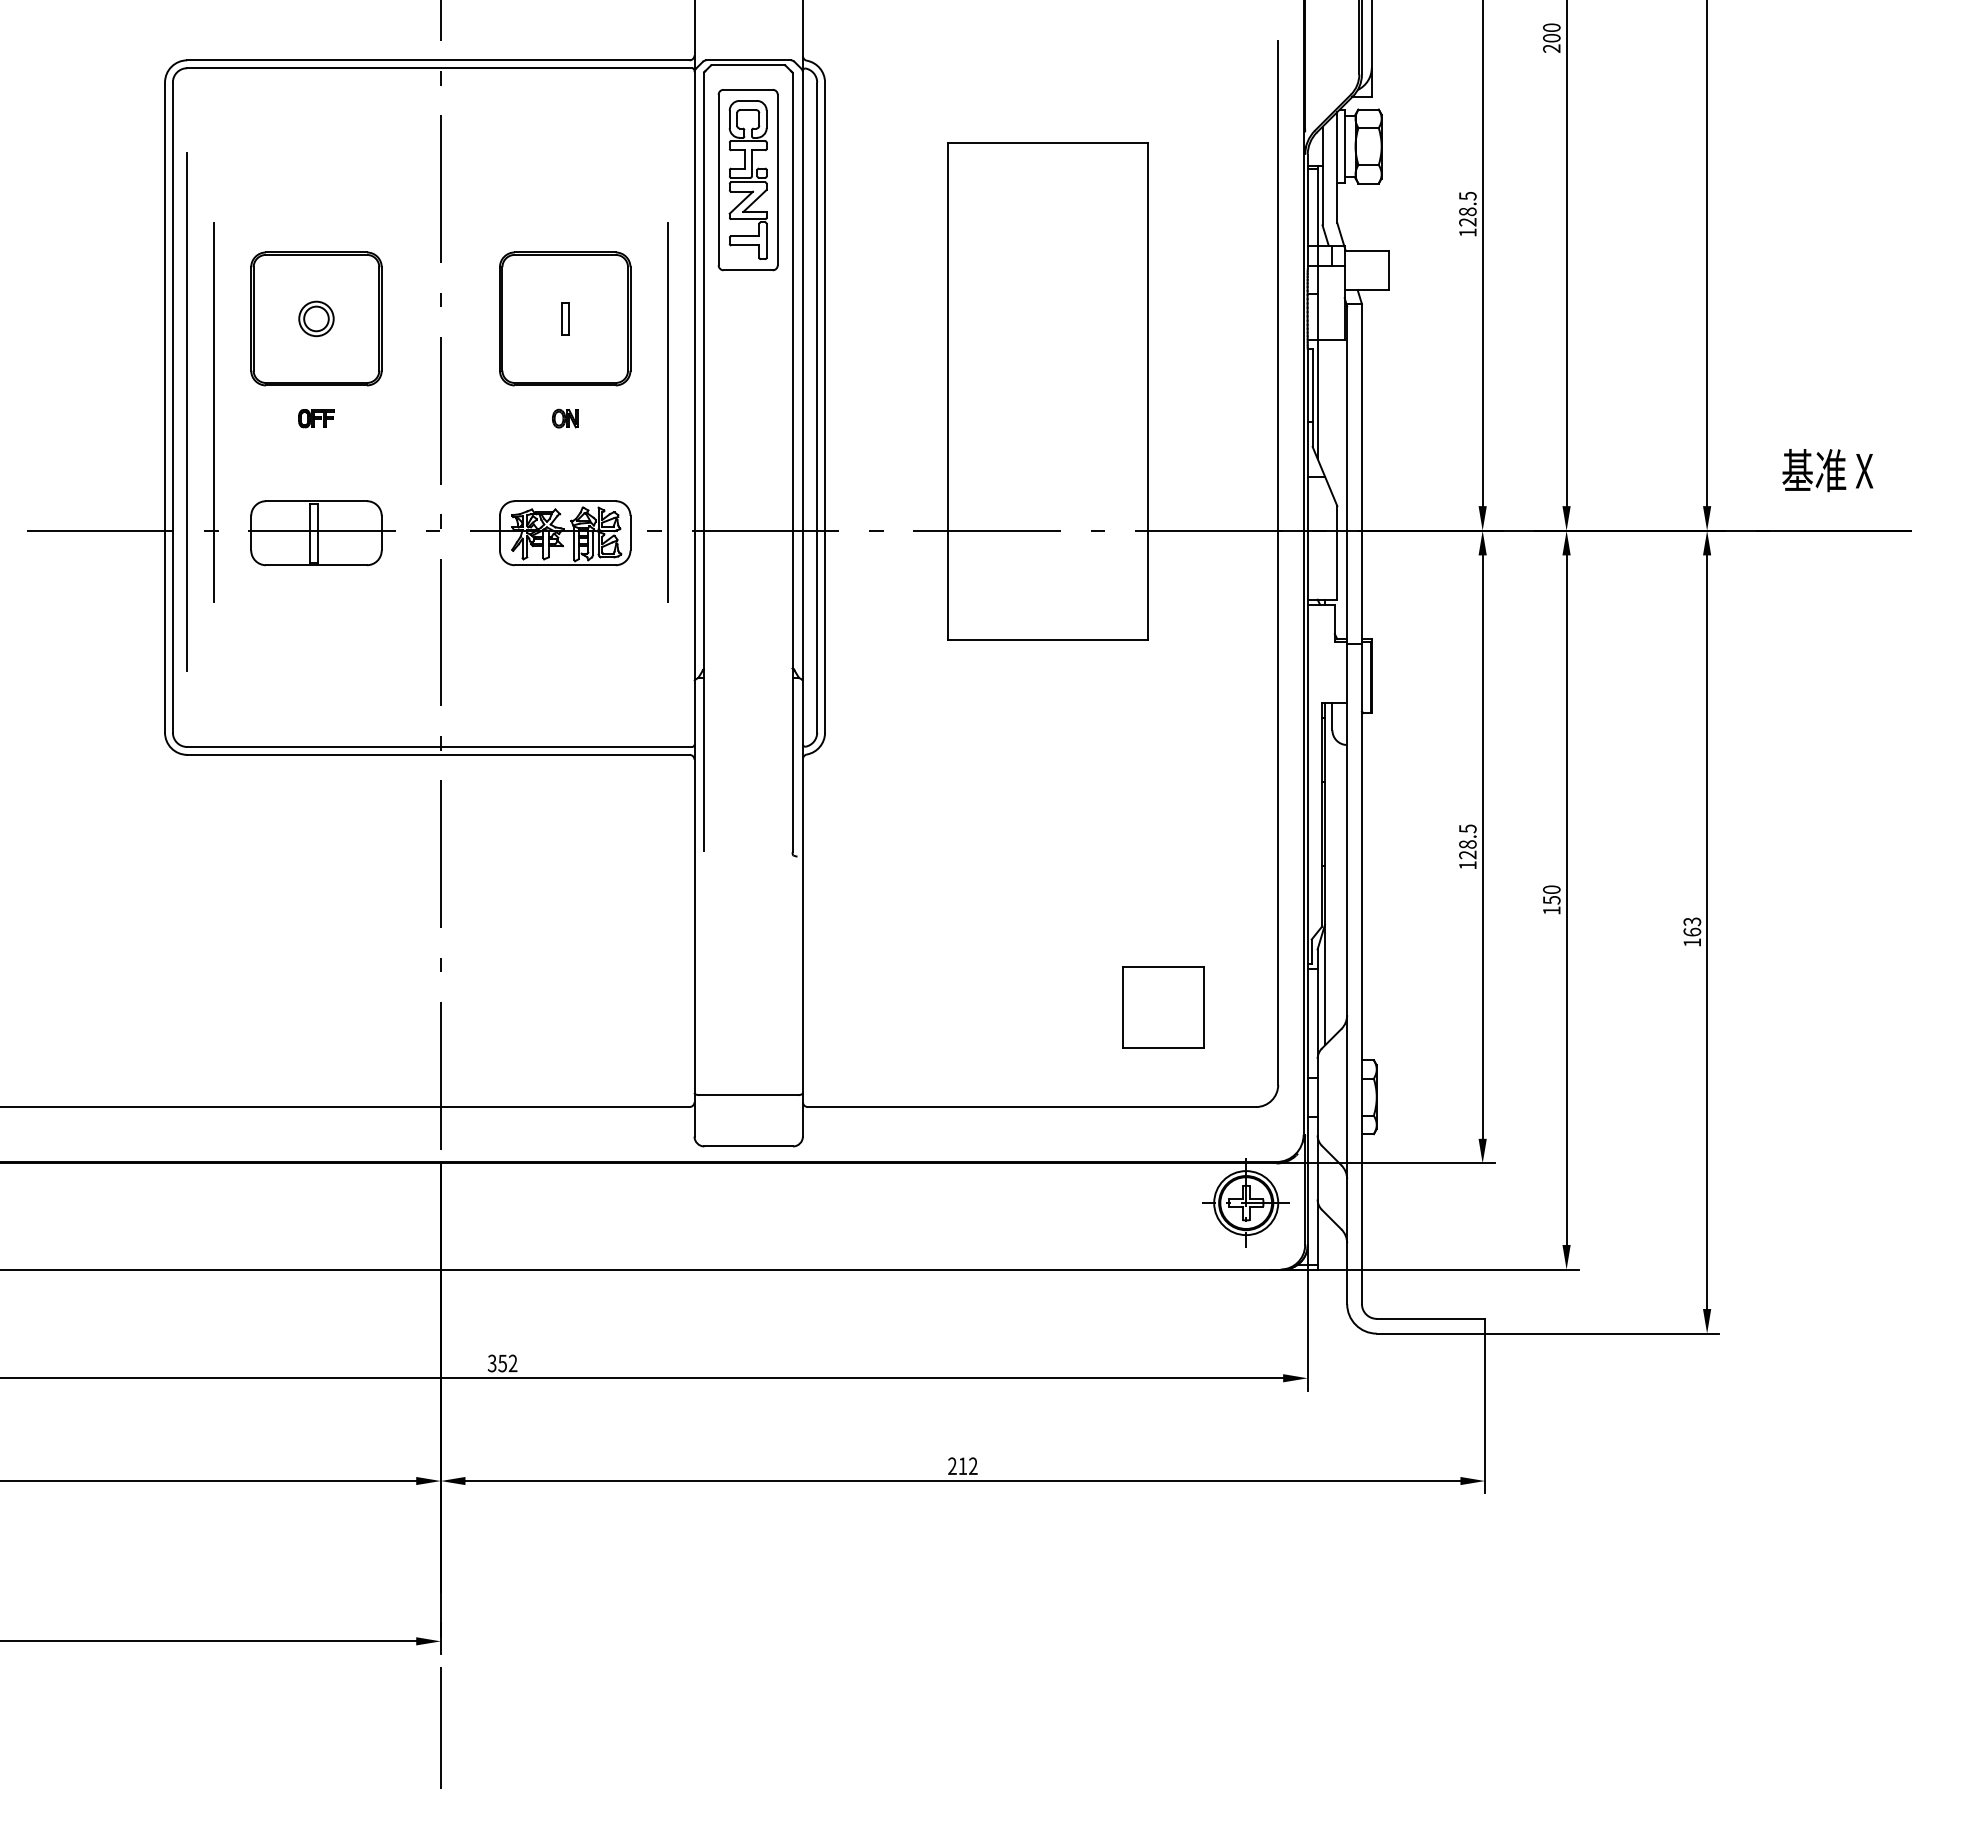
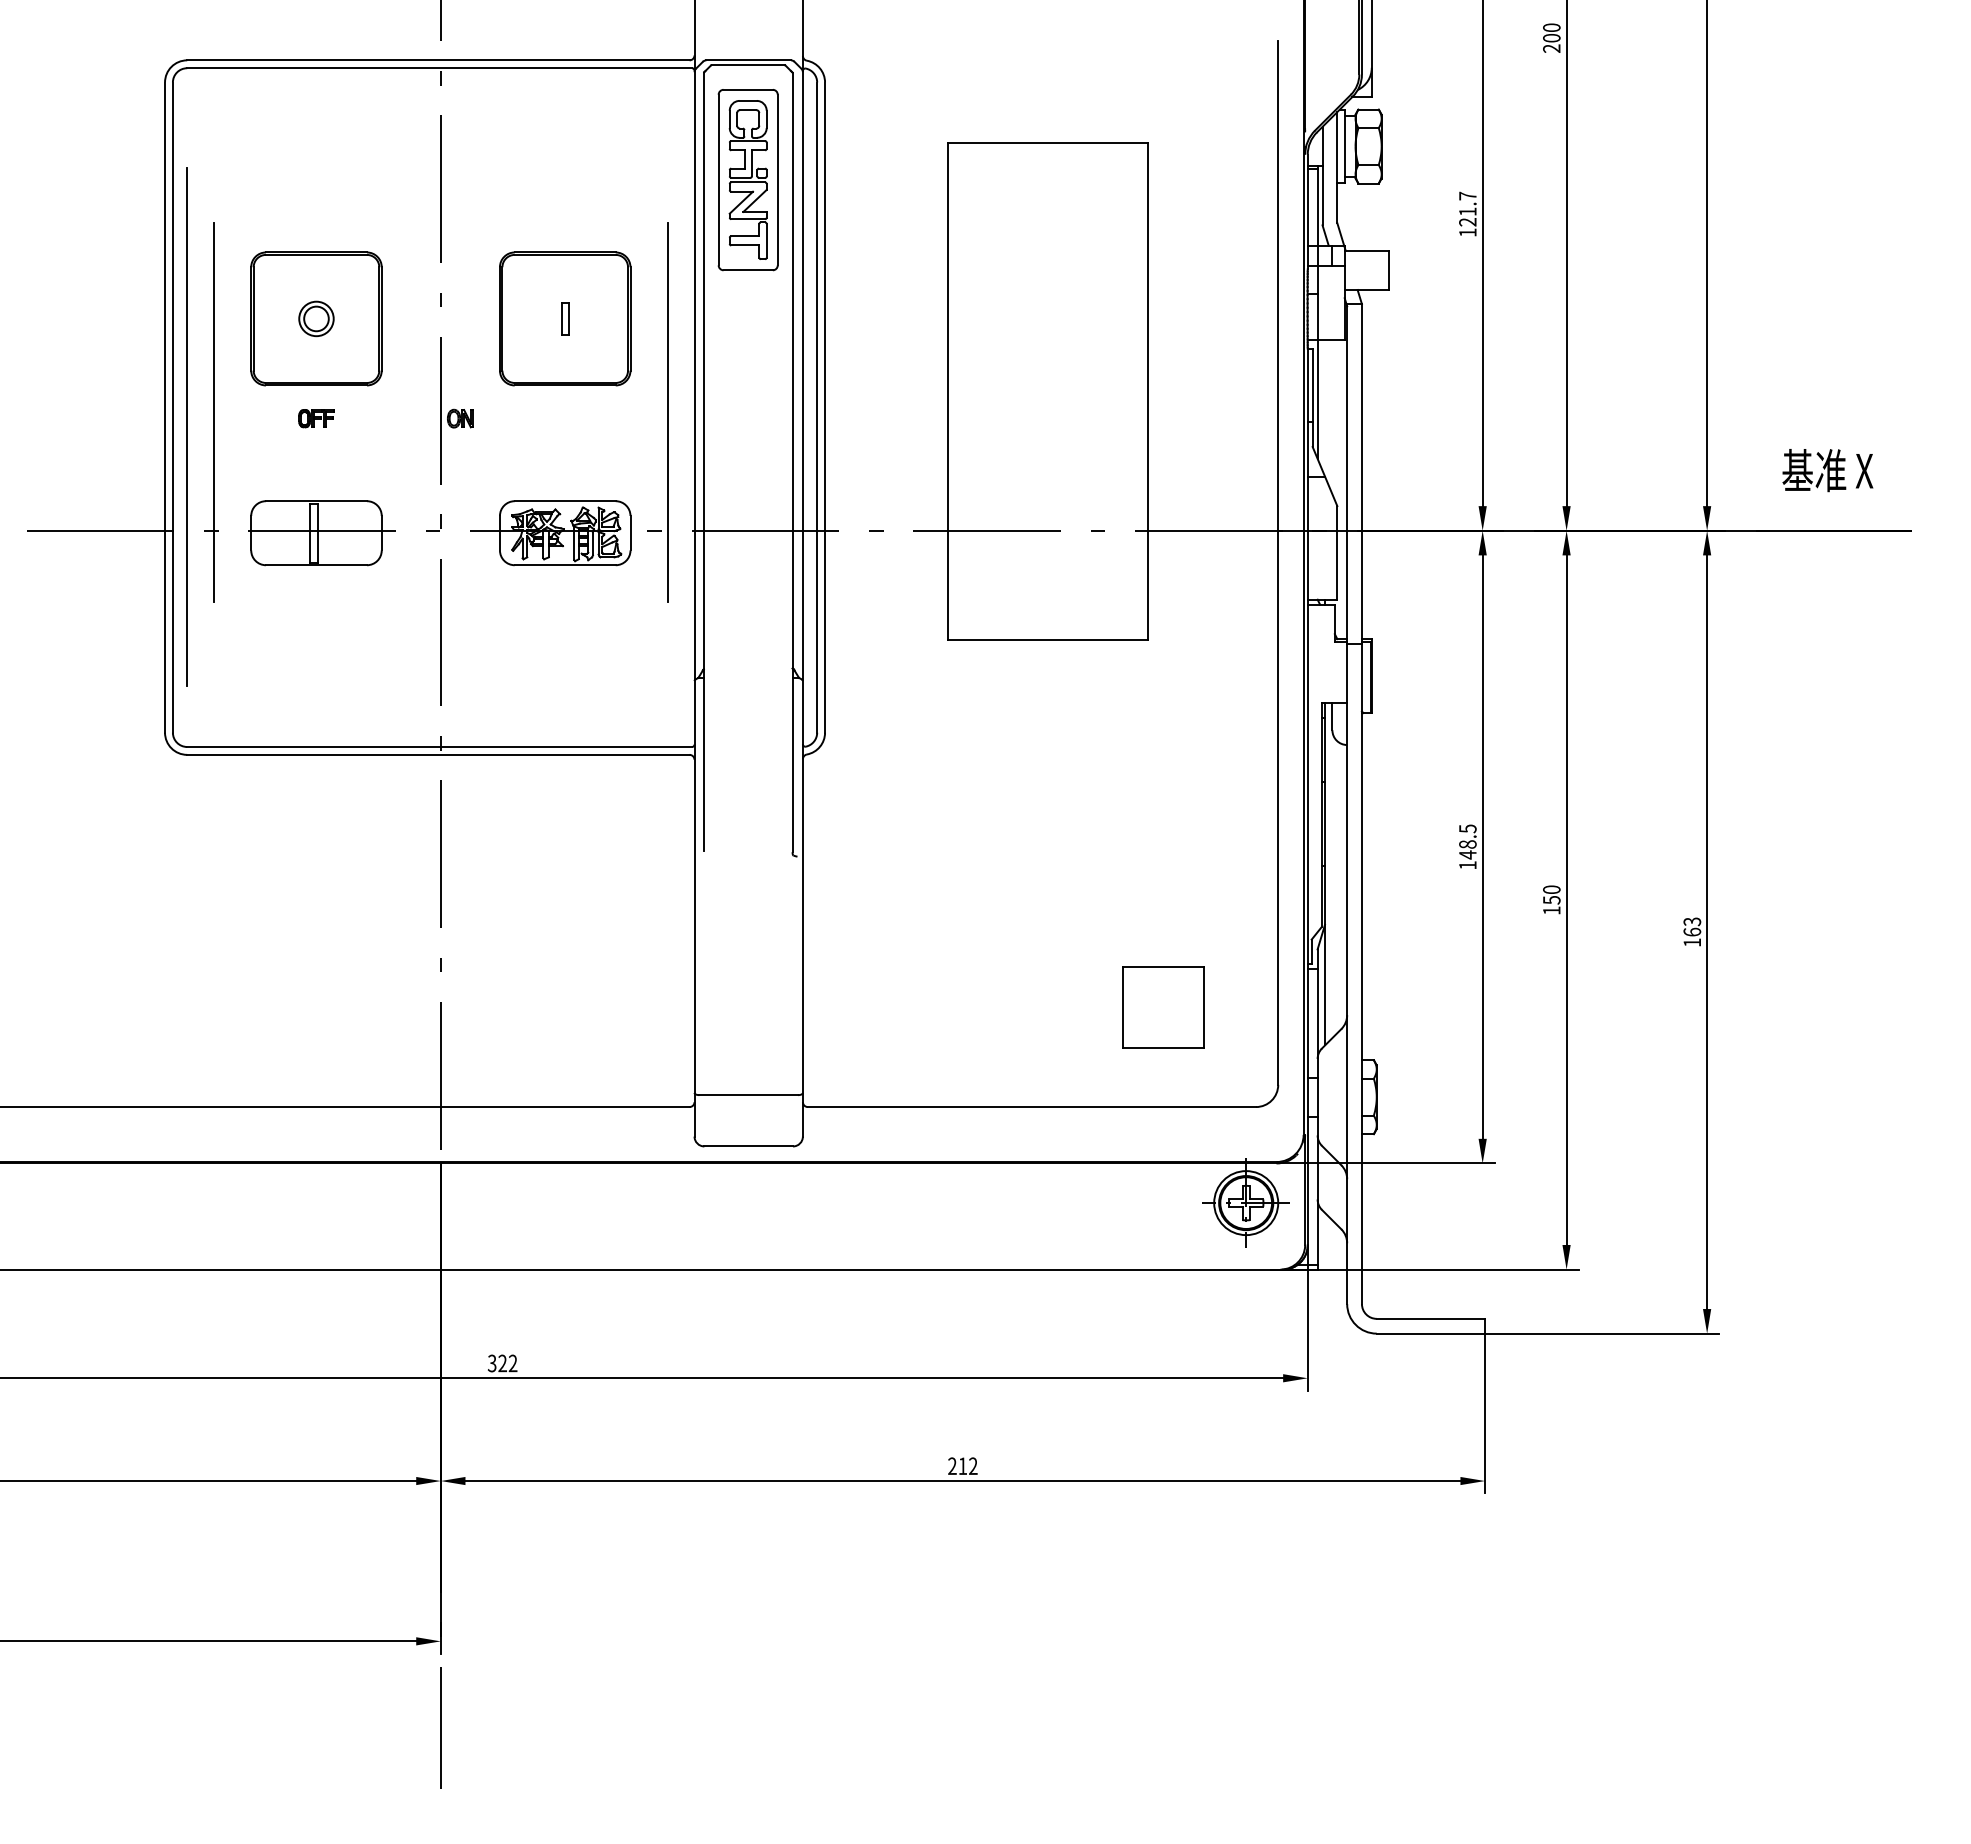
text: 128.5 -> 121.7 (1467, 203)
line position: (186, 411) -> (186, 426) (186, 426)
part position: (565, 418) -> (460, 418) (460, 418)
text: 128.5 -> 148.5 (1467, 854)
text: 352 -> 322 (502, 1363)
